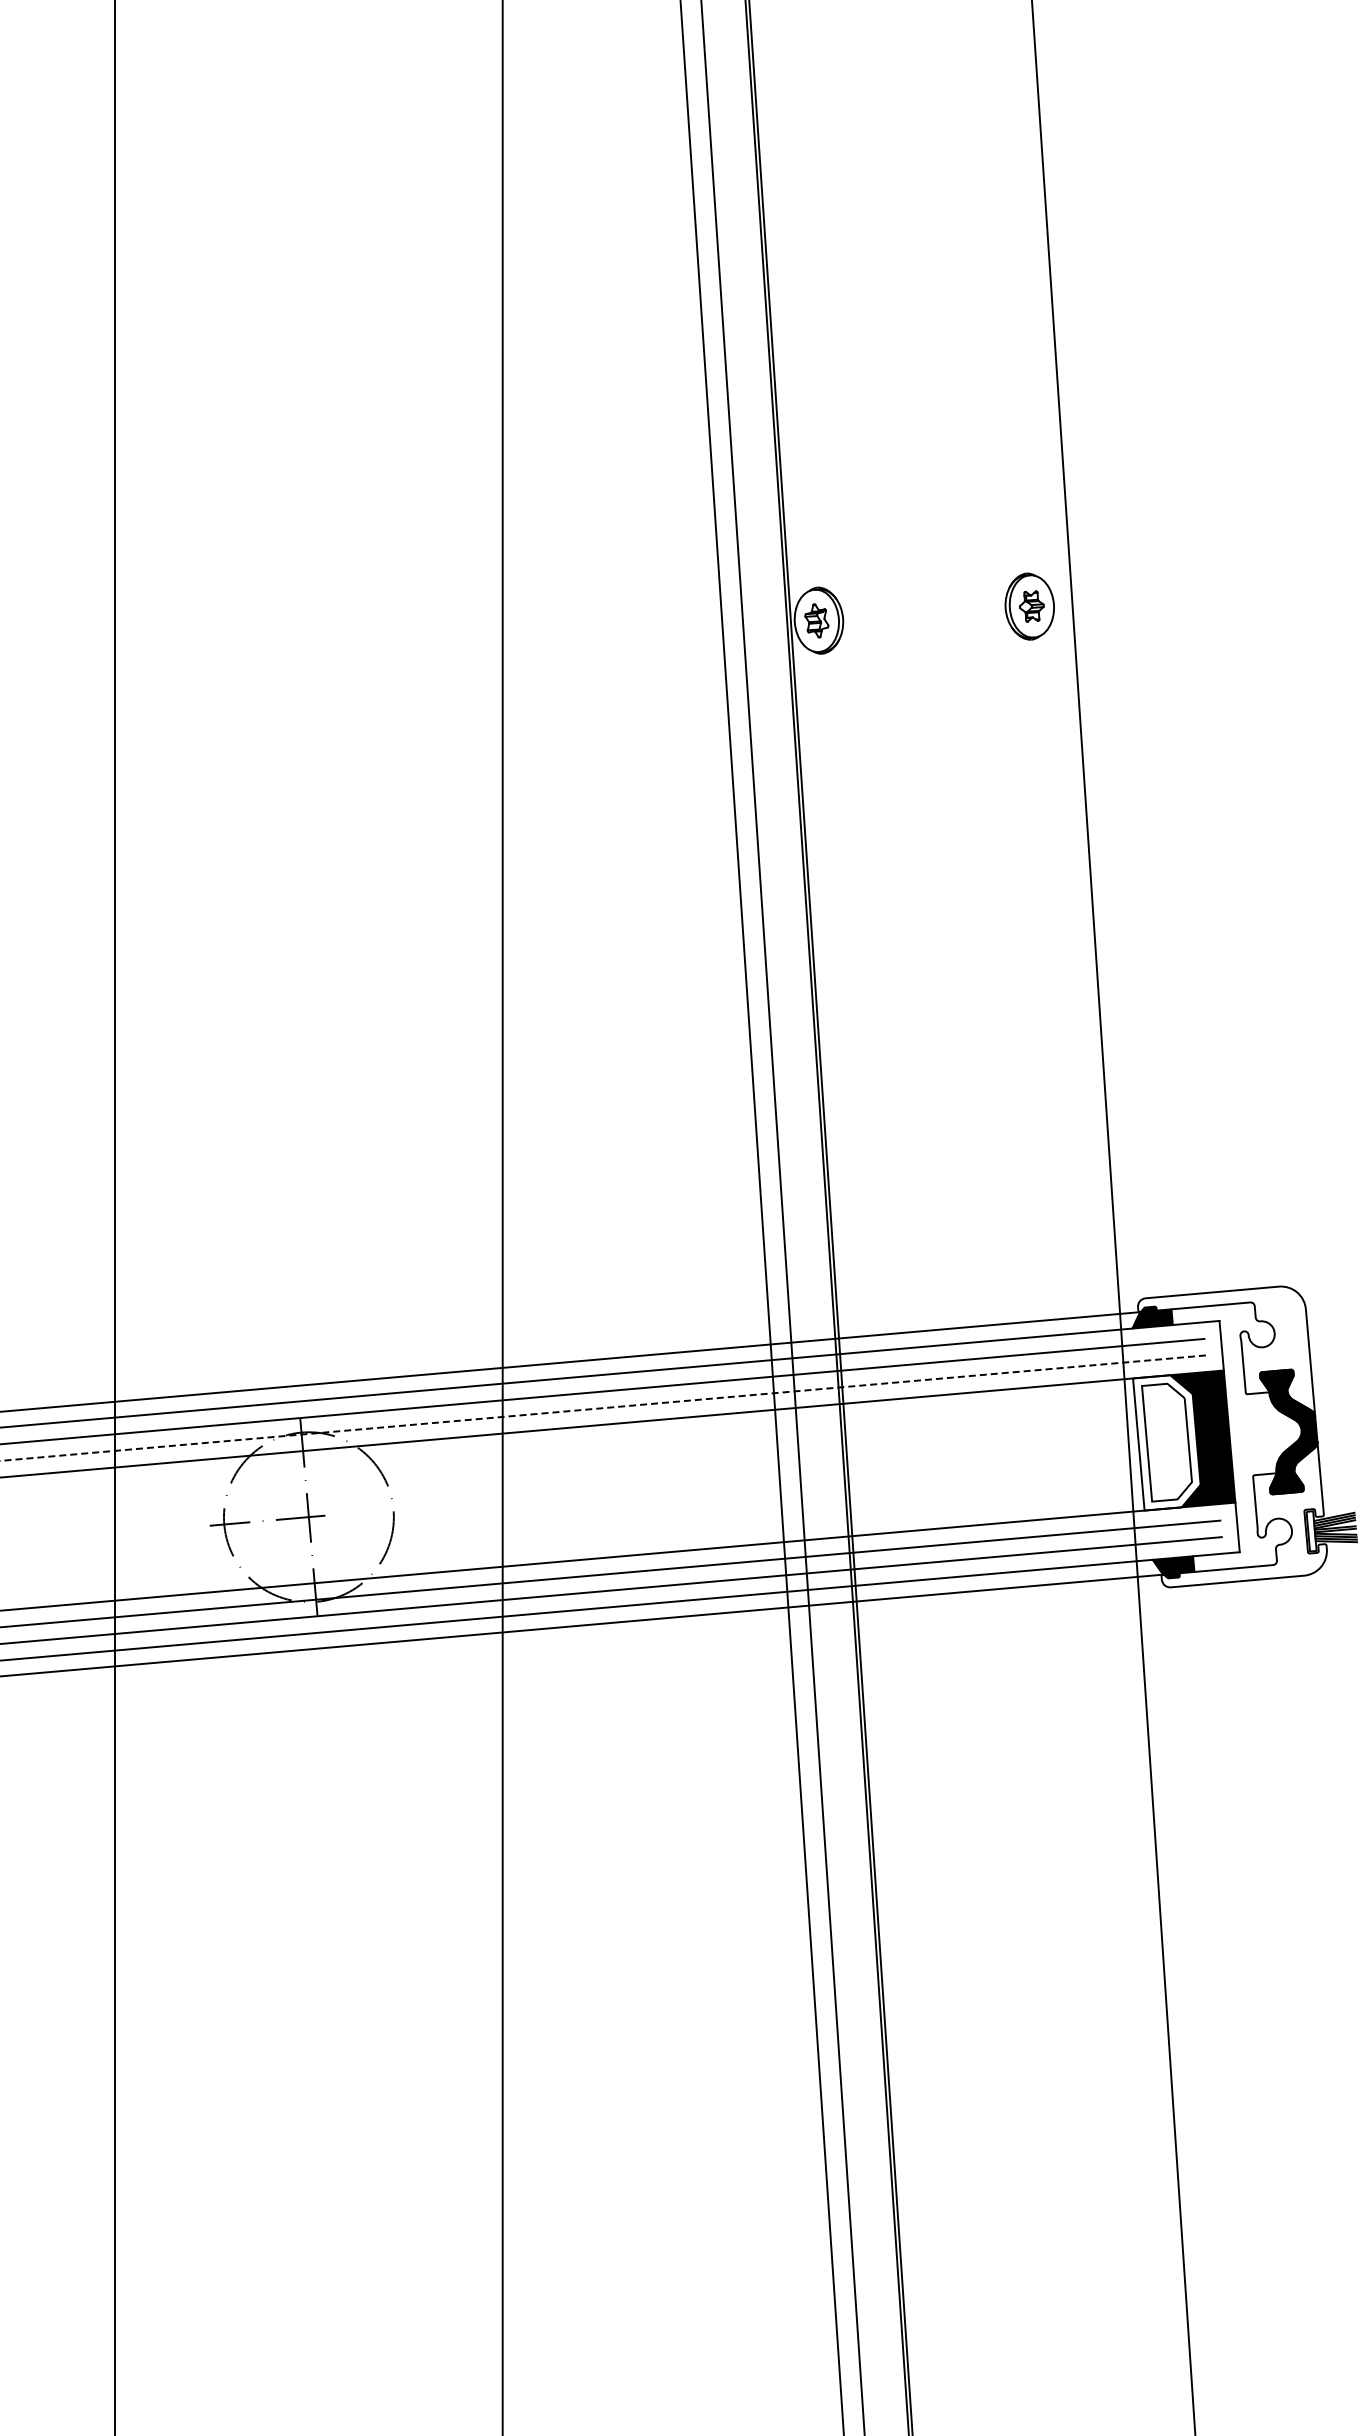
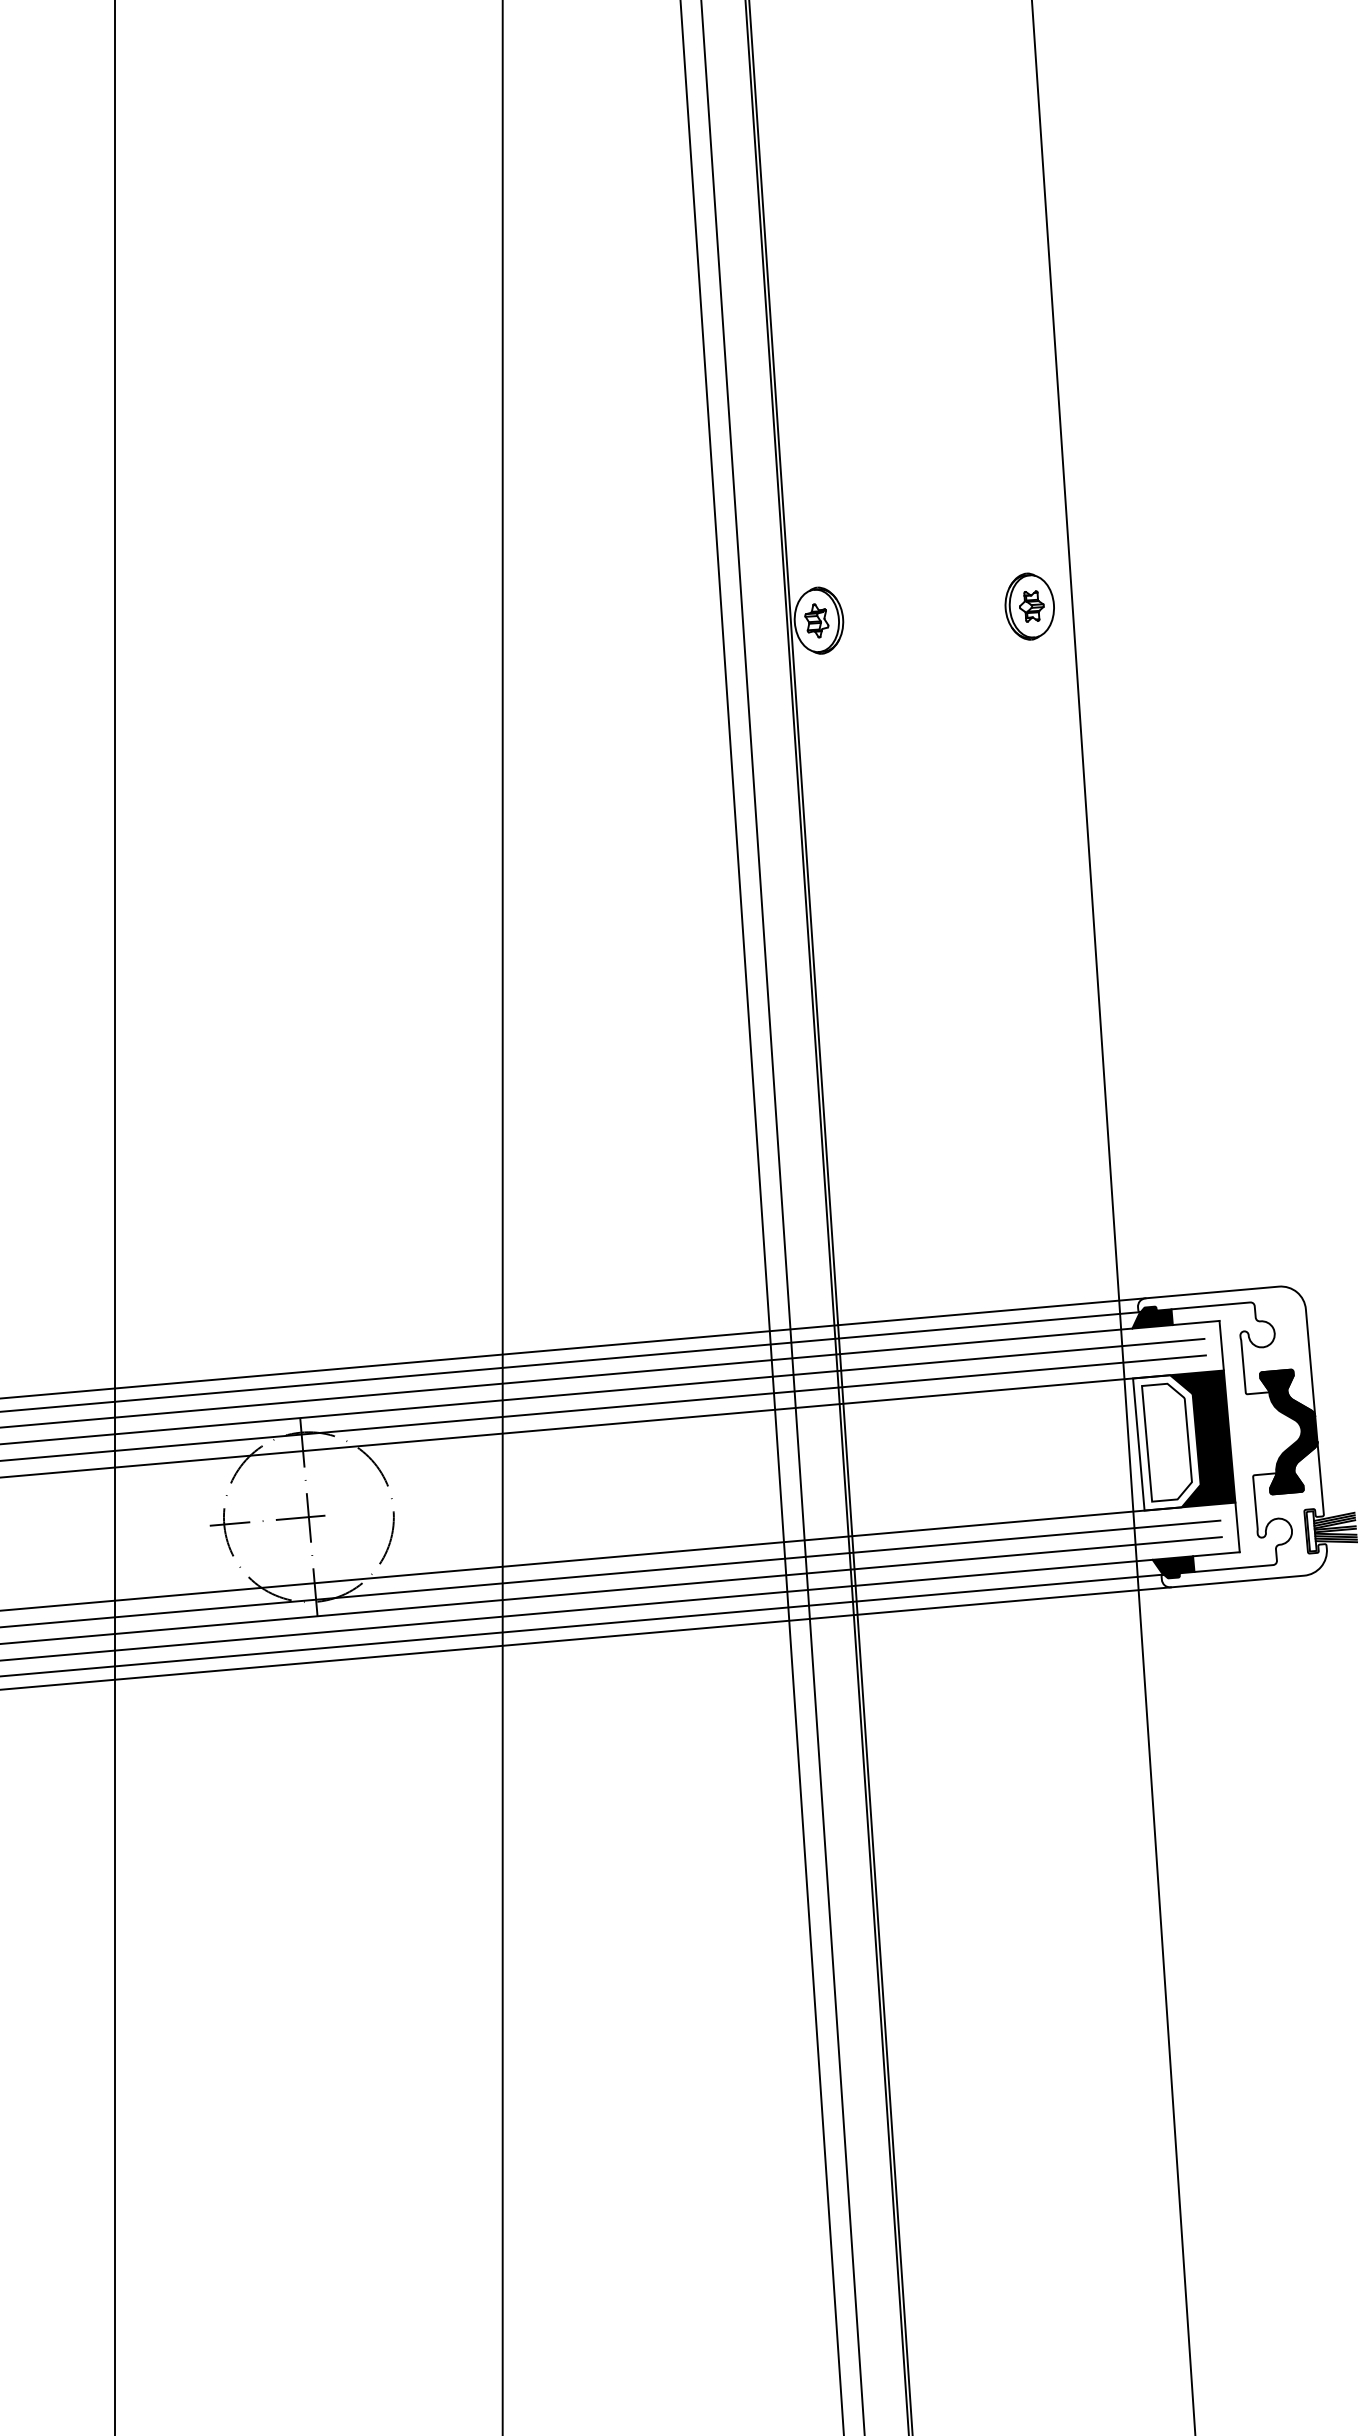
line: none -> present (573, 1348)
line: dashed -> solid (603, 1408)
line: none -> present (586, 1638)
